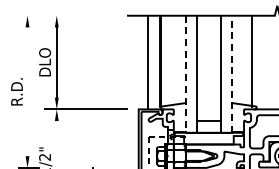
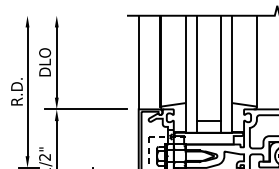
line position: (251, 61) -> (256, 61) (256, 61)
line position: (147, 62) -> (138, 62) (138, 62)
line: dashed -> solid (185, 74)
line: dashed -> solid (232, 74)
line: none -> present (27, 91)
line: none -> present (56, 143)
